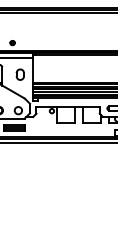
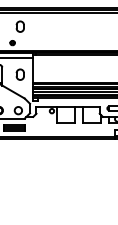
part: none -> present (19, 26)
line: present -> none (58, 142)
